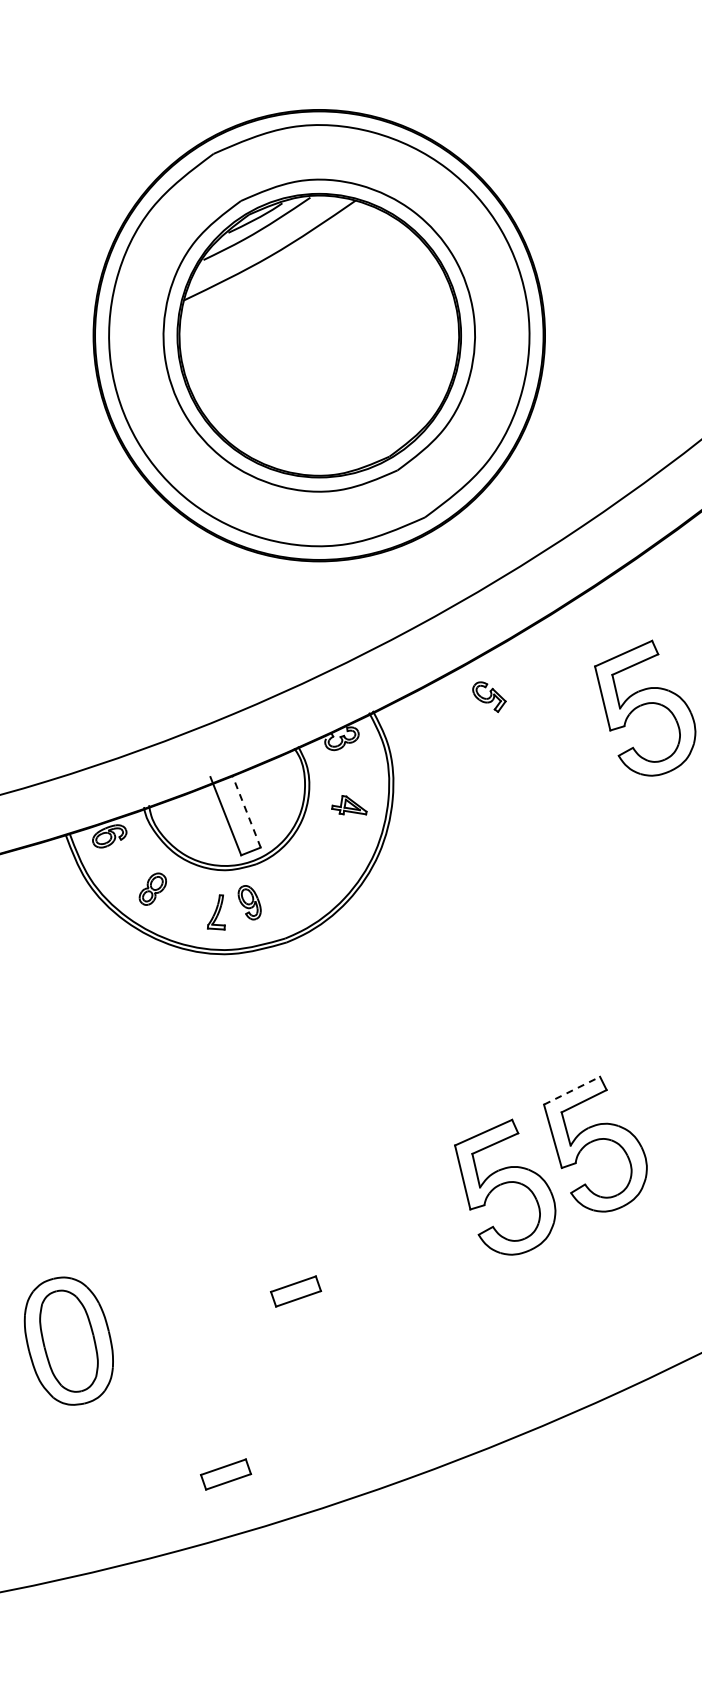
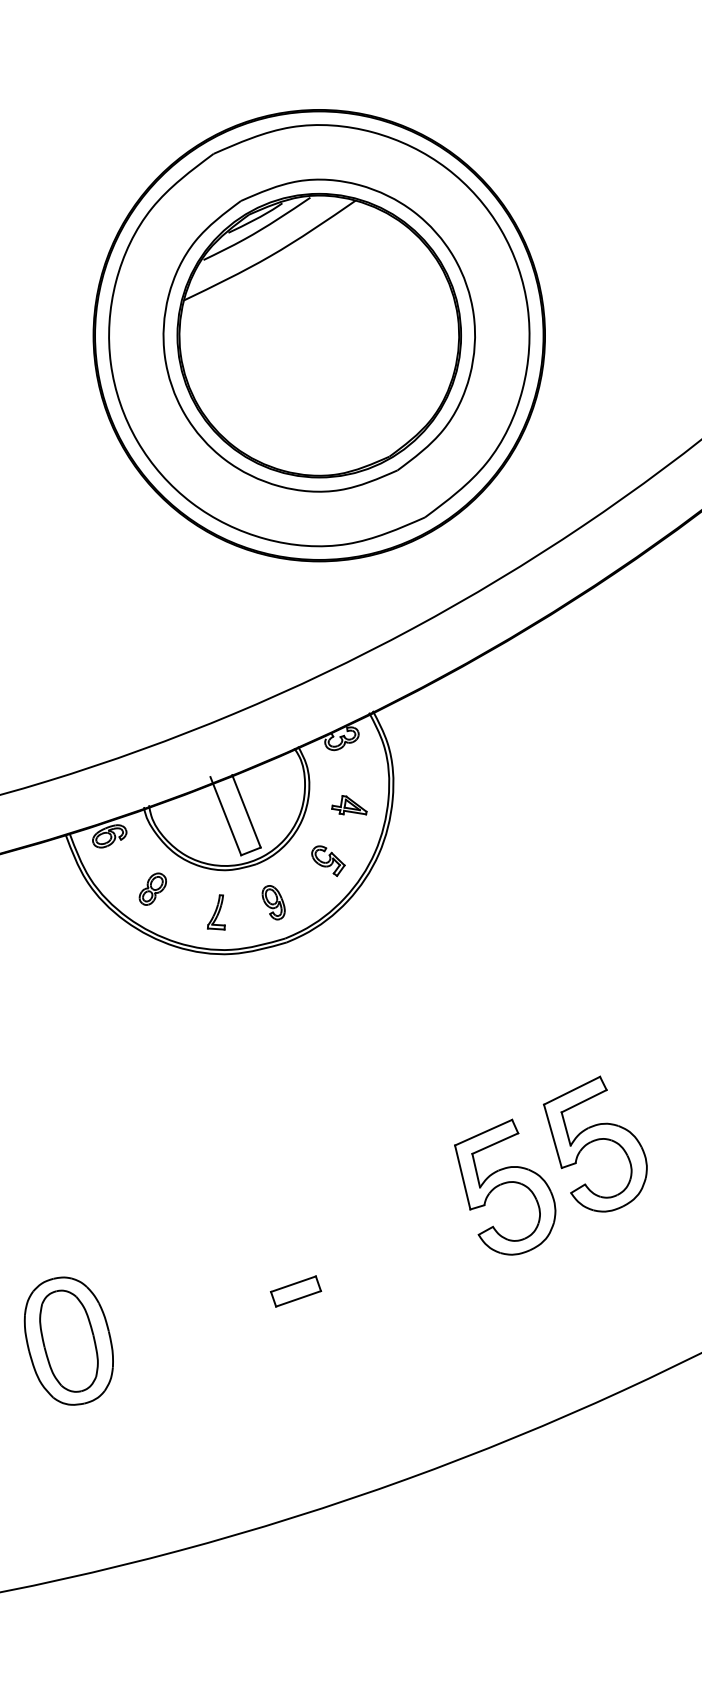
part position: (489, 696) -> (328, 860) (328, 860)
part: present -> none (645, 707)
line: dashed -> solid (246, 811)
part position: (249, 902) -> (273, 902) (273, 902)
line: dashed -> solid (572, 1090)
part: present -> none (226, 1474)
